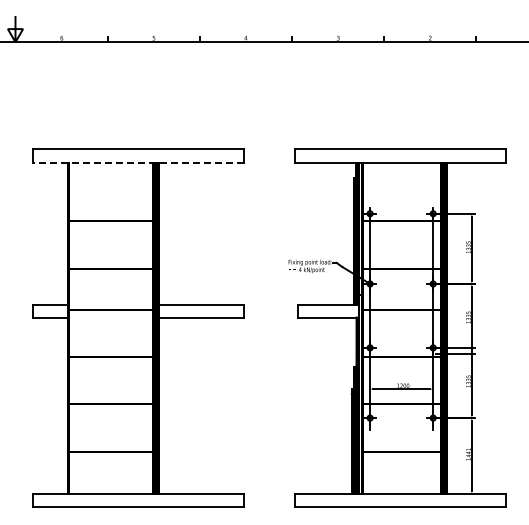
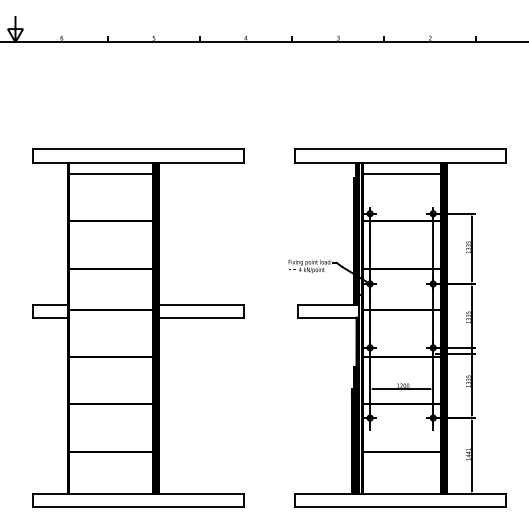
line: dashed -> solid (138, 162)
line: none -> present (110, 173)
line: none -> present (401, 173)
